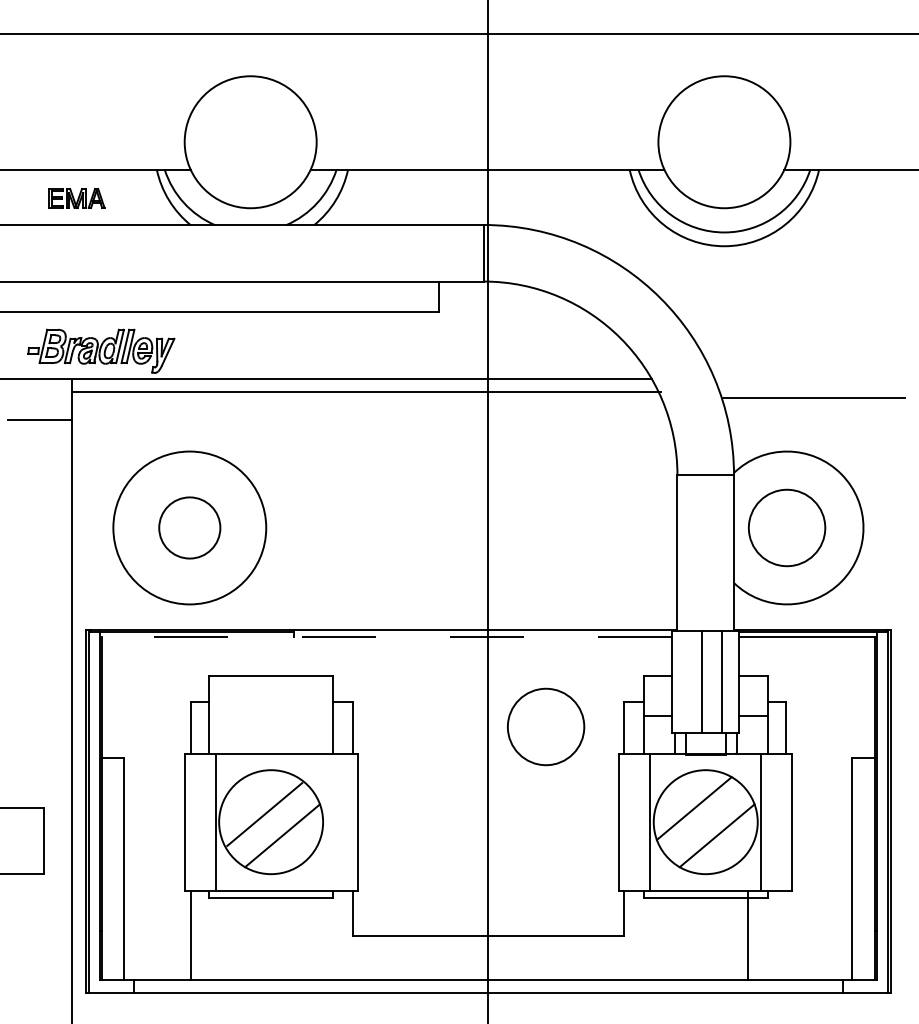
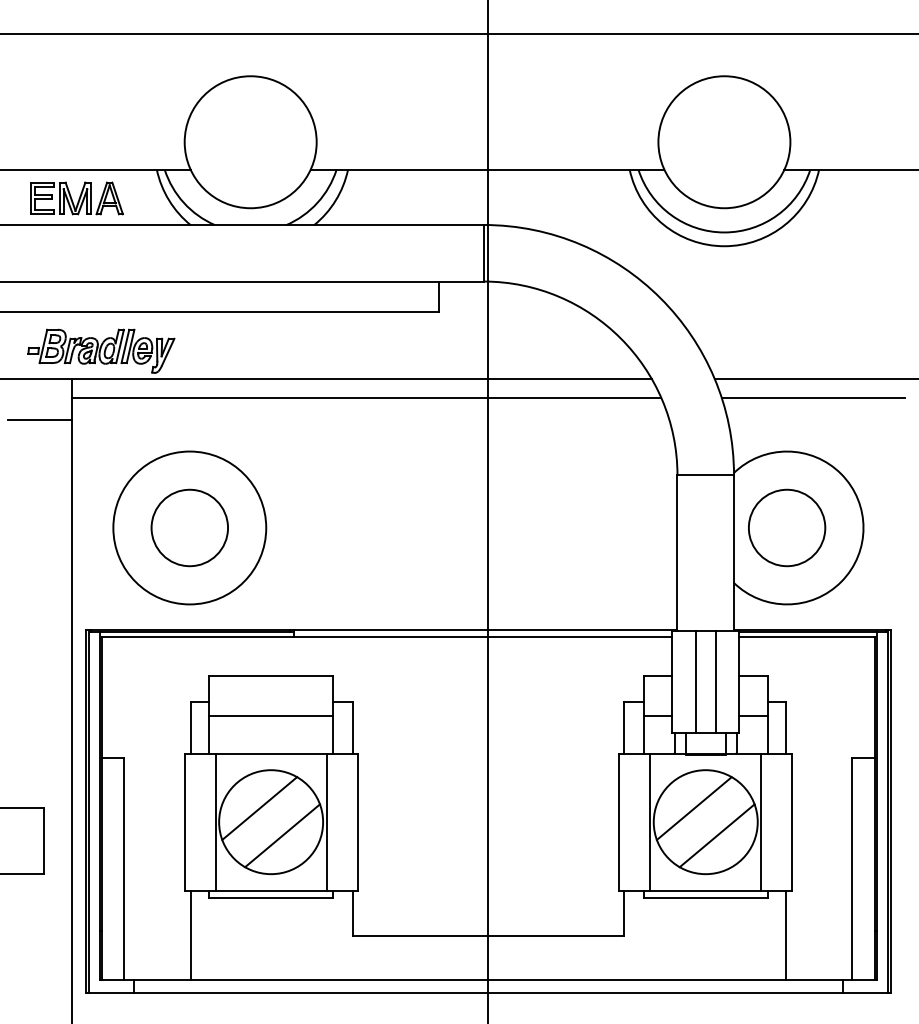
part size: 58x21 px -> 94x35 px (76, 198)
line: none -> present (814, 378)
line position: (366, 392) -> (366, 398) (366, 398)
circle diameter: 61 px -> 76 px (189, 527)
line: dashed -> solid (386, 636)
line position: (701, 682) -> (695, 682) (695, 682)
line position: (721, 682) -> (715, 682) (715, 682)
line: none -> present (270, 715)
circle: present -> none (546, 726)
line position: (264, 814) -> (259, 808) (259, 808)
line: none -> present (326, 821)
line position: (747, 934) -> (785, 934) (785, 934)
